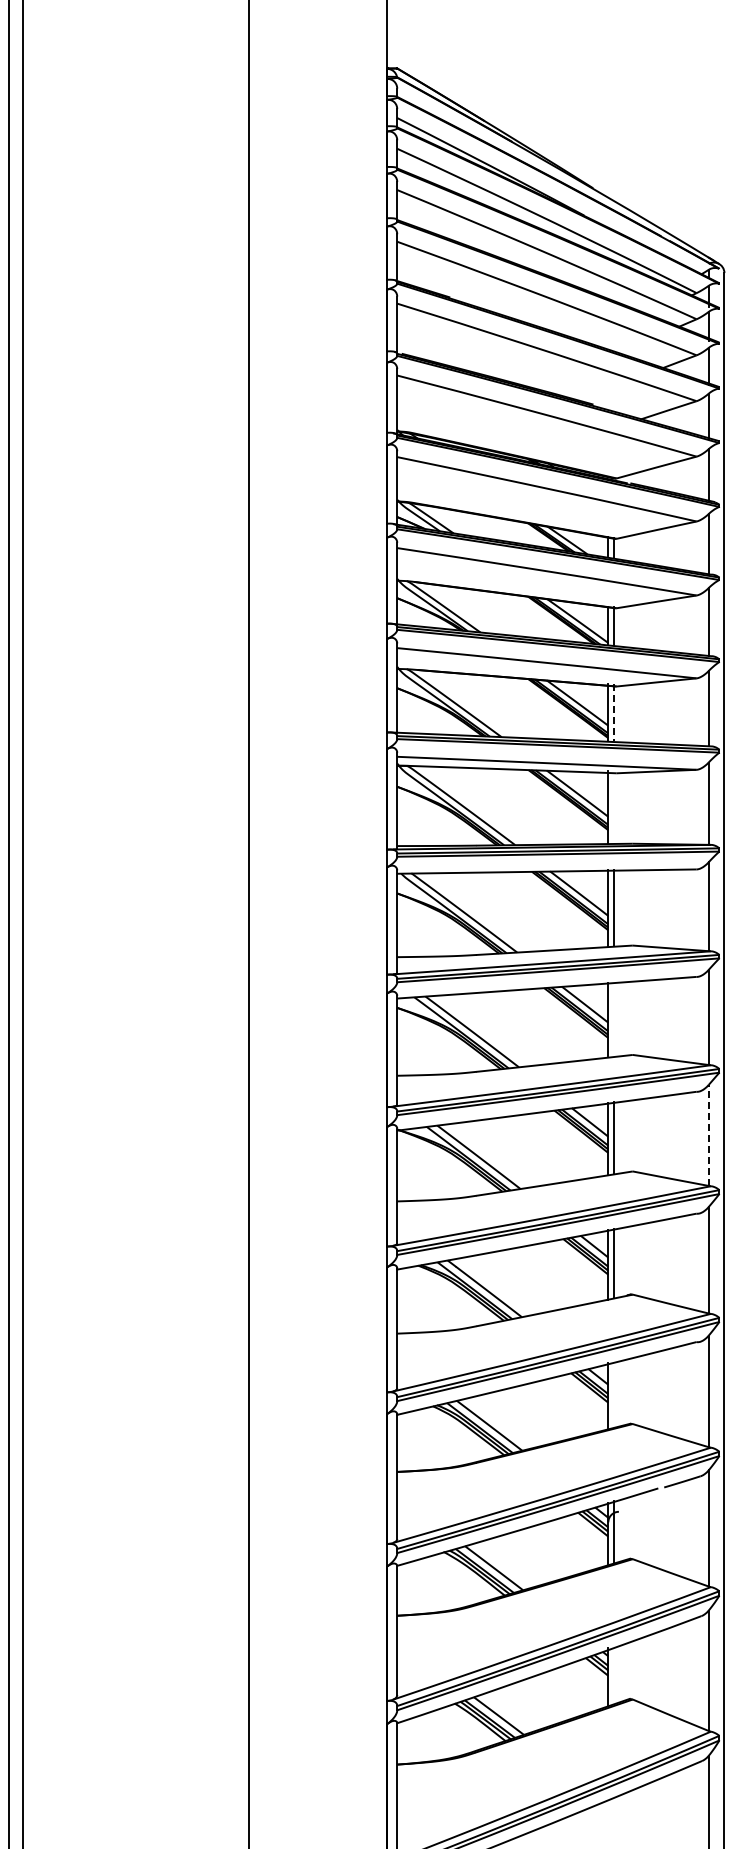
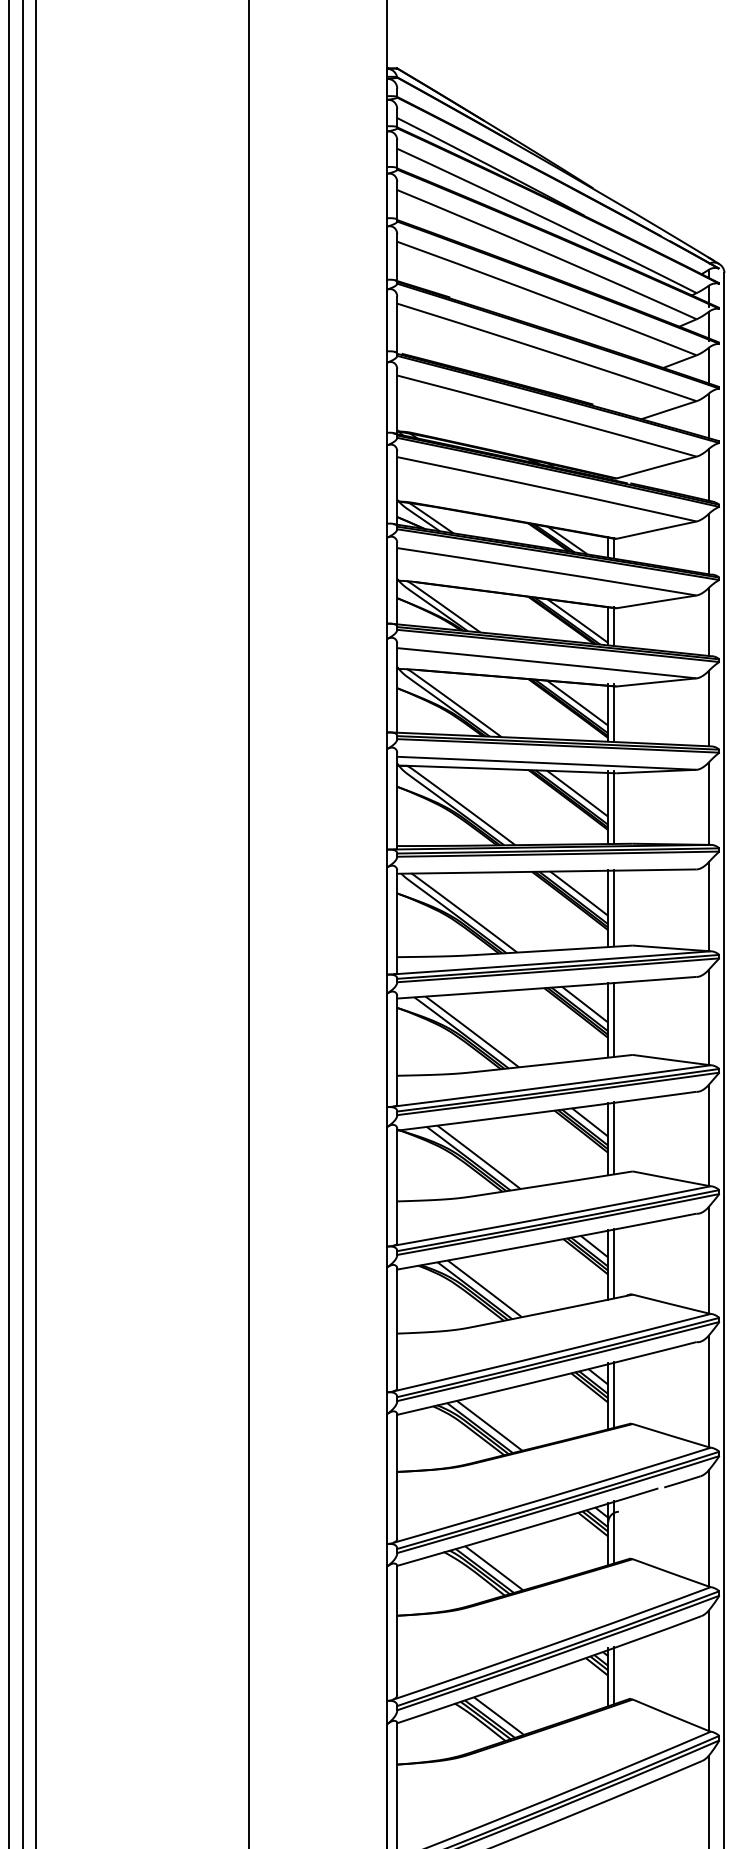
line: dashed -> solid (613, 713)
line: none -> present (613, 806)
line: none -> present (36, 923)
line: none -> present (613, 1019)
line: dashed -> solid (708, 1134)
line: none -> present (613, 1394)
line: none -> present (613, 1675)
